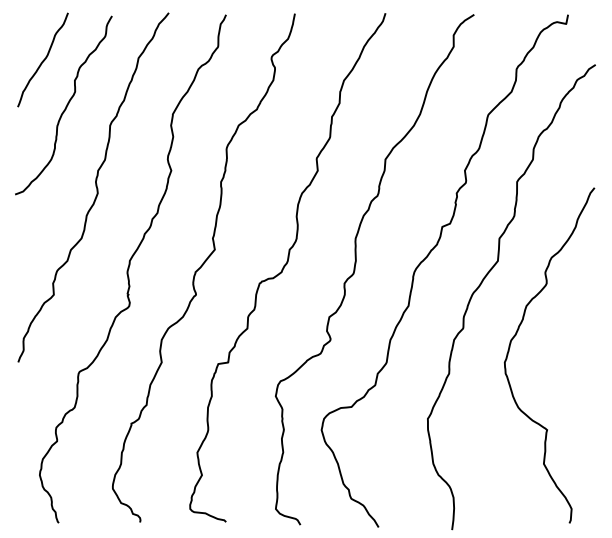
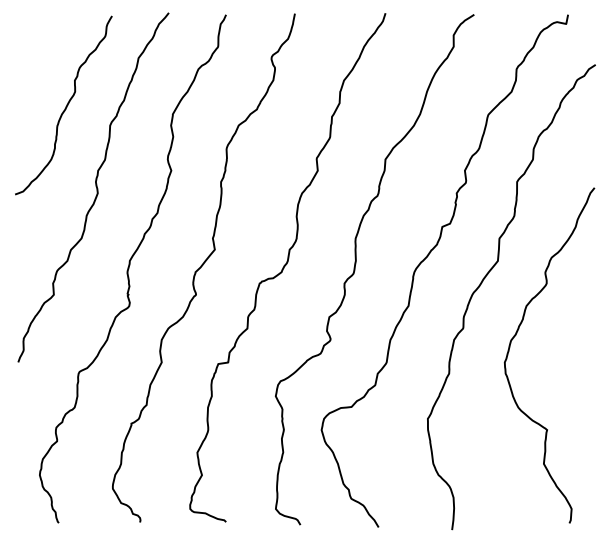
curve: present -> none (43, 59)
